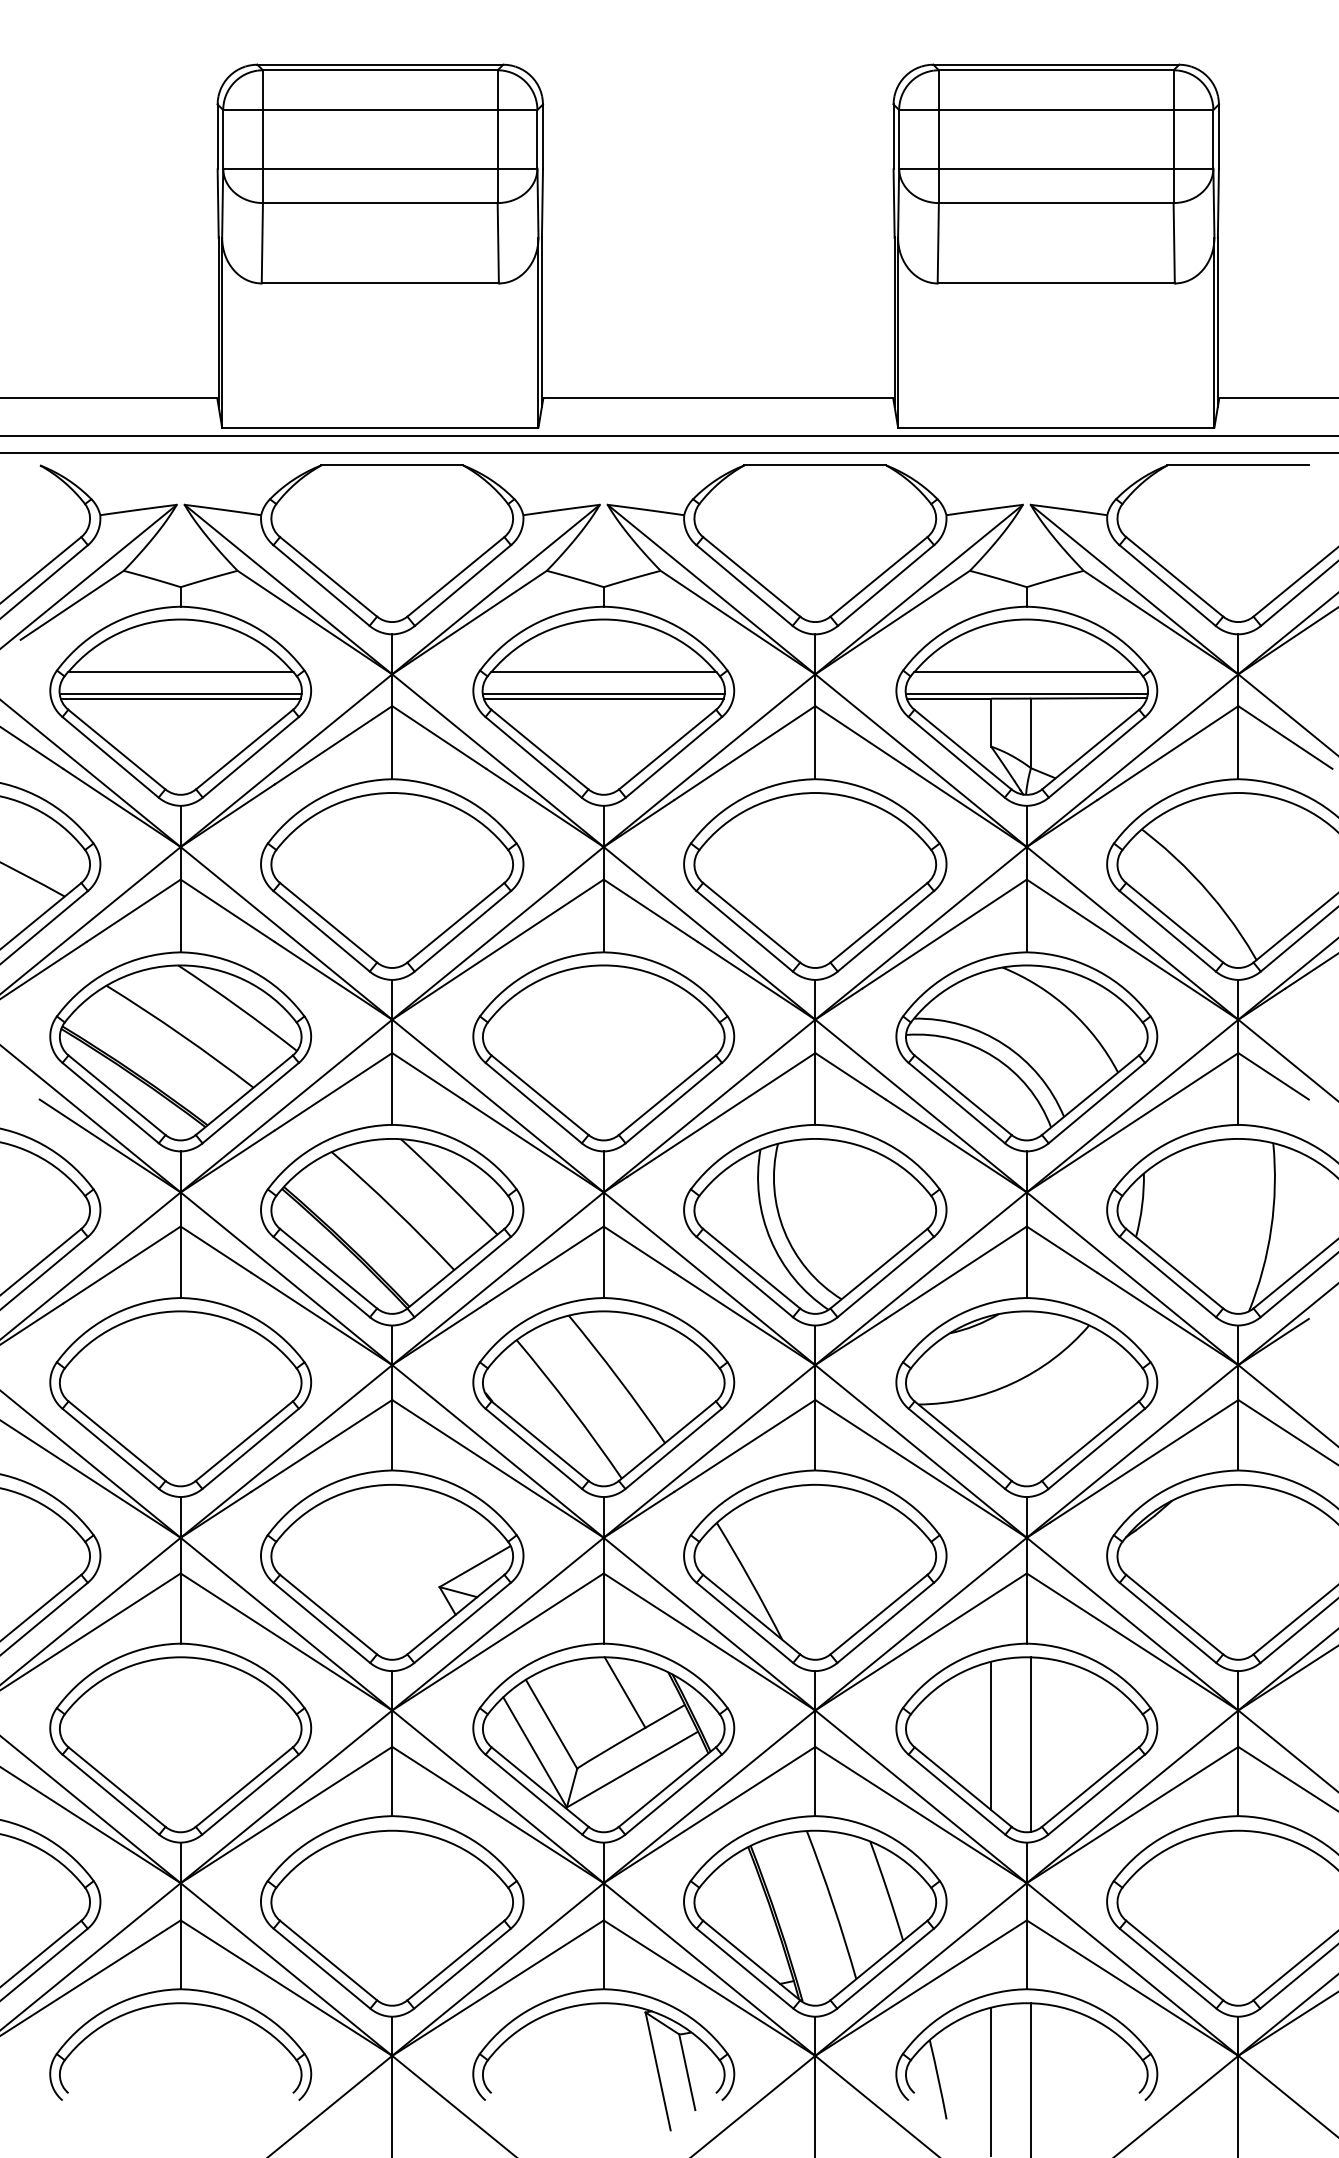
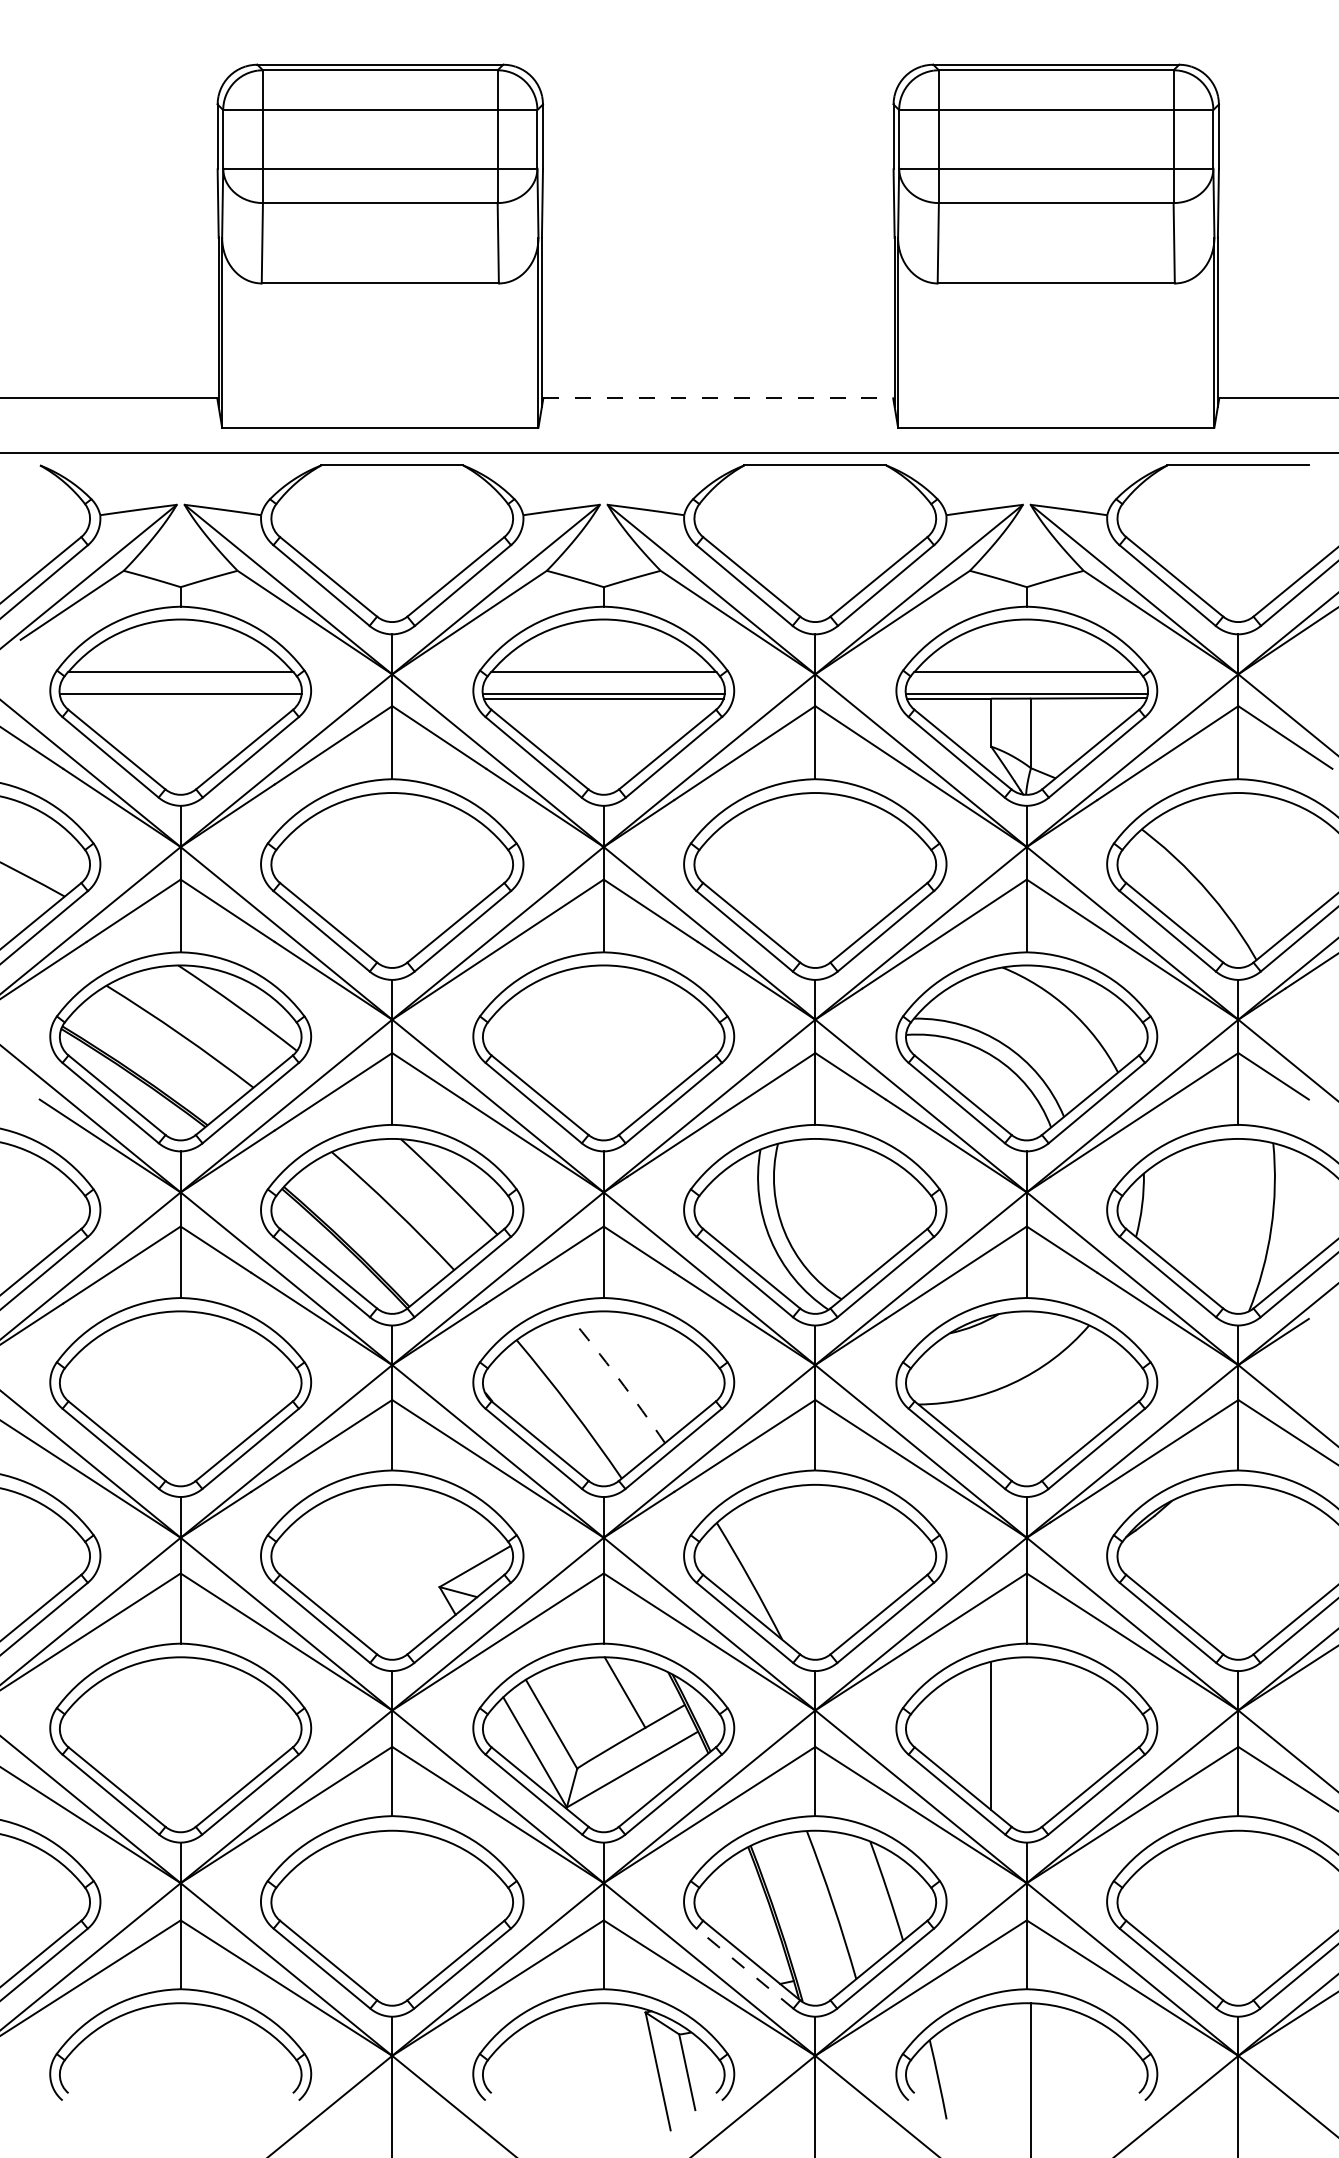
line: solid -> dashed (718, 398)
line: present -> none (668, 435)
line: present -> none (180, 698)
arc: solid -> dashed (618, 1378)
line: present -> none (1030, 1744)
line: solid -> dashed (744, 1968)
line: present -> none (991, 2080)
